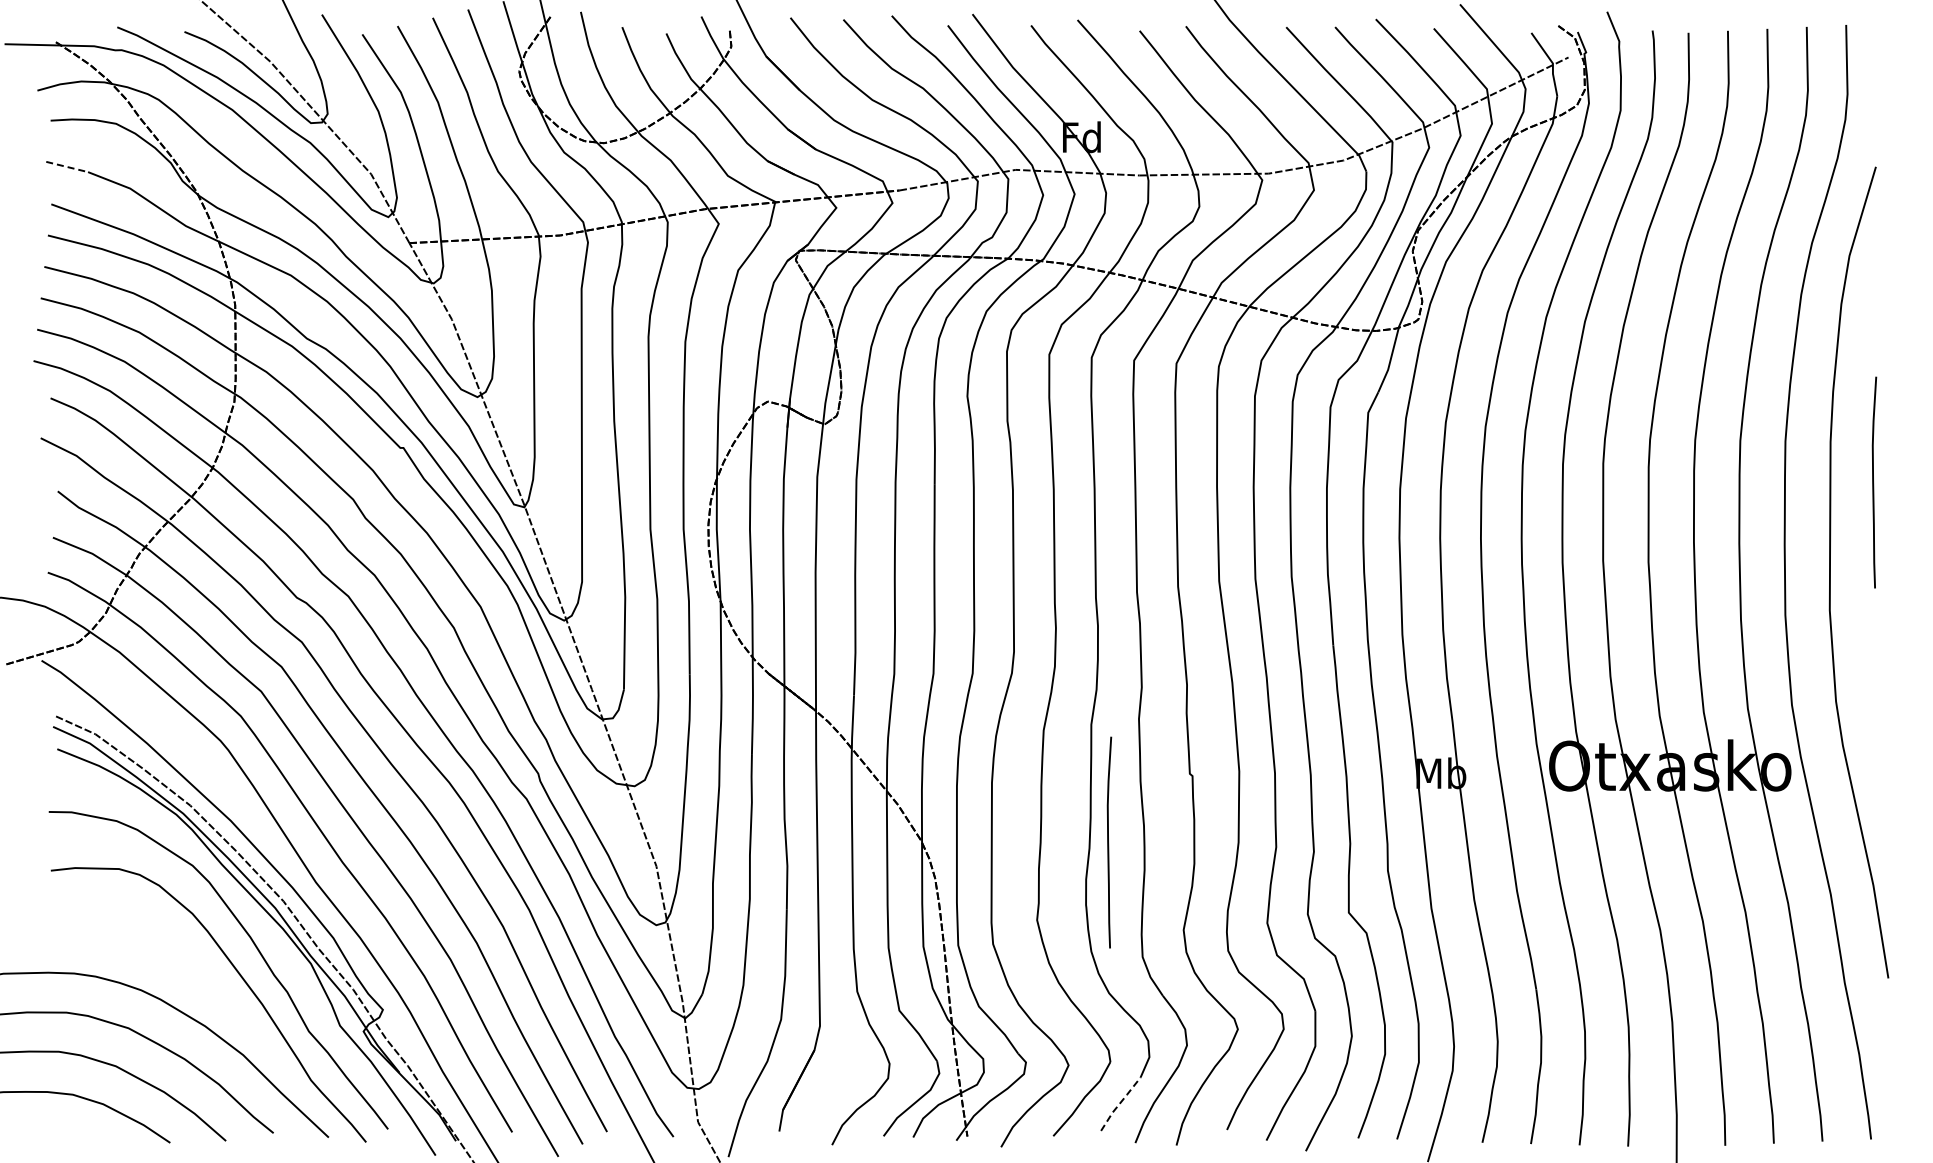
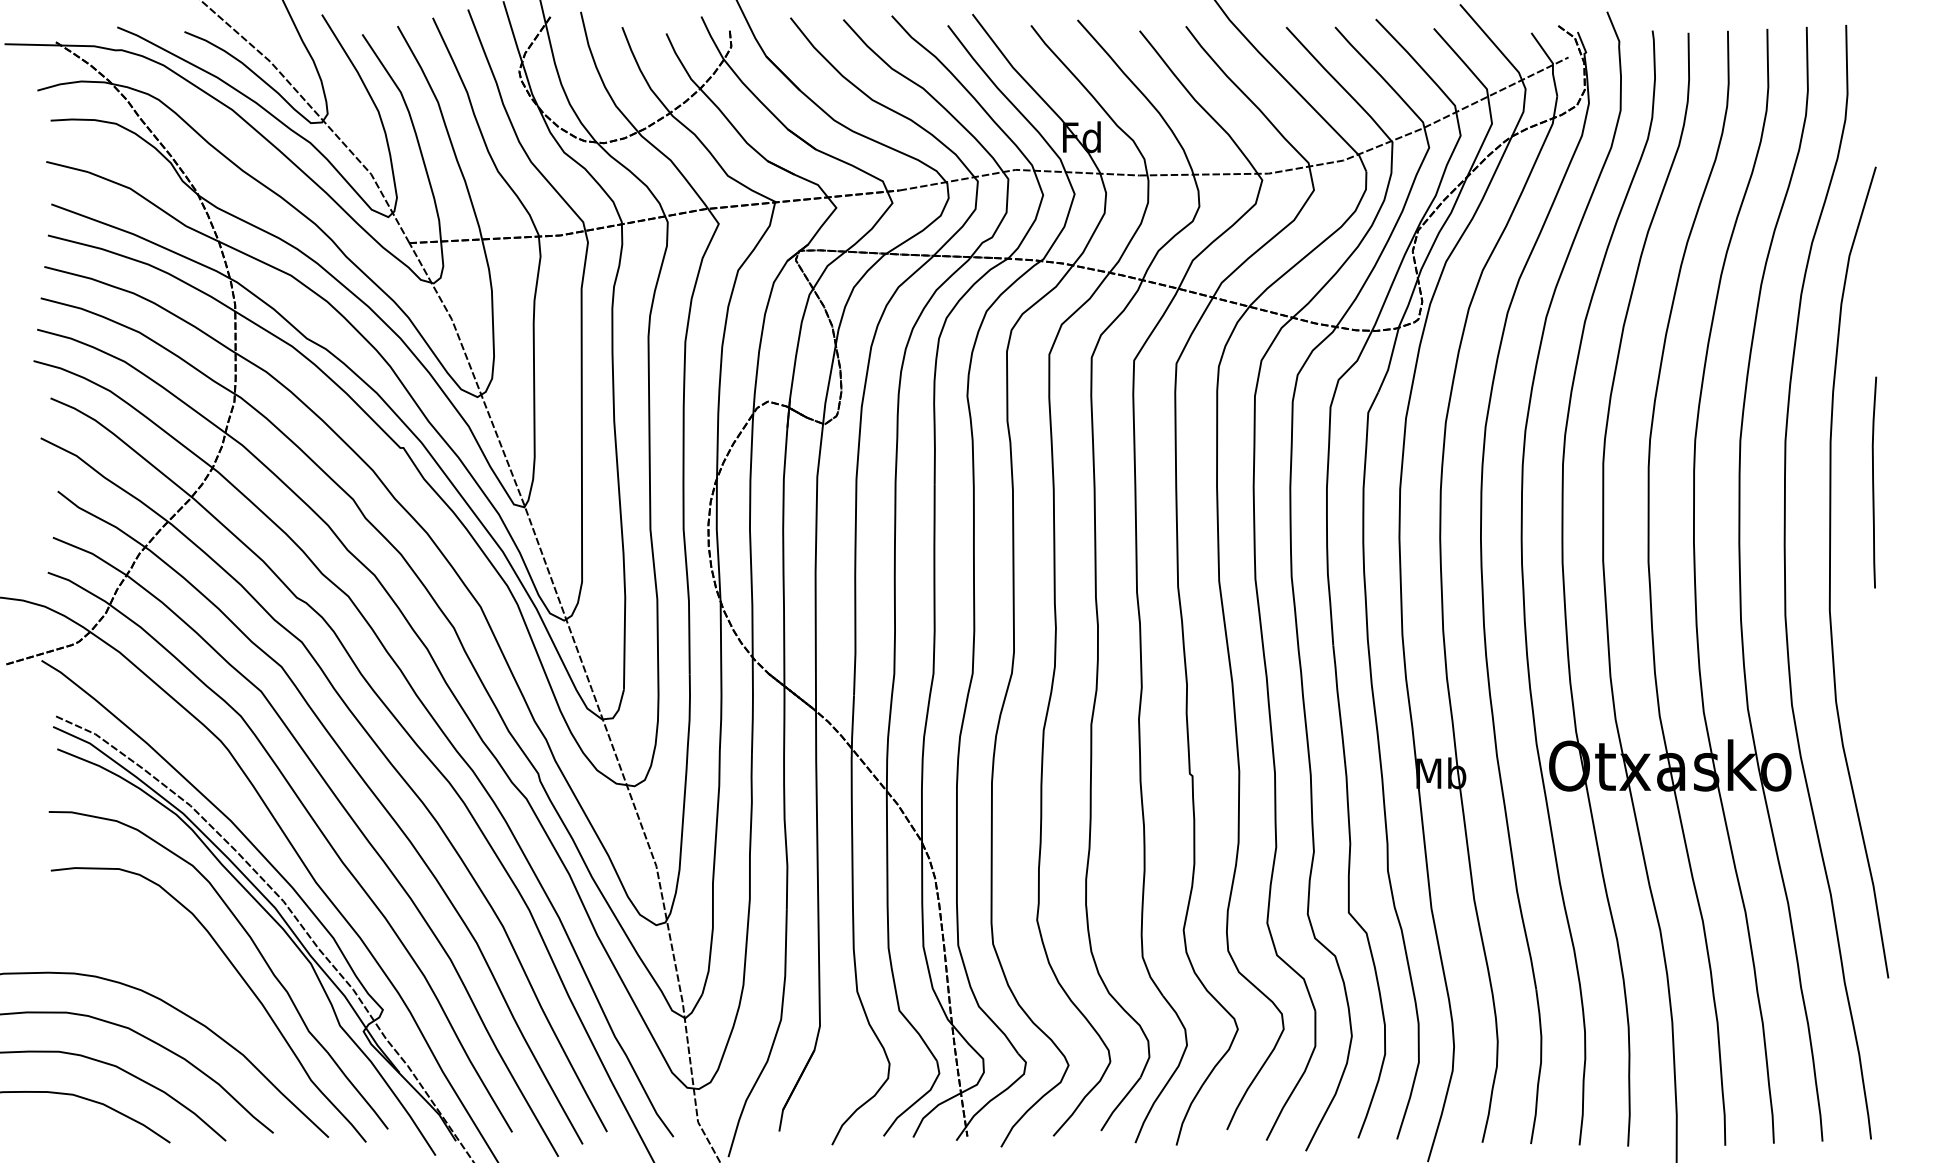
line: dashed -> solid (67, 166)
curve: present -> none (1108, 842)
line: dashed -> solid (1120, 1103)
